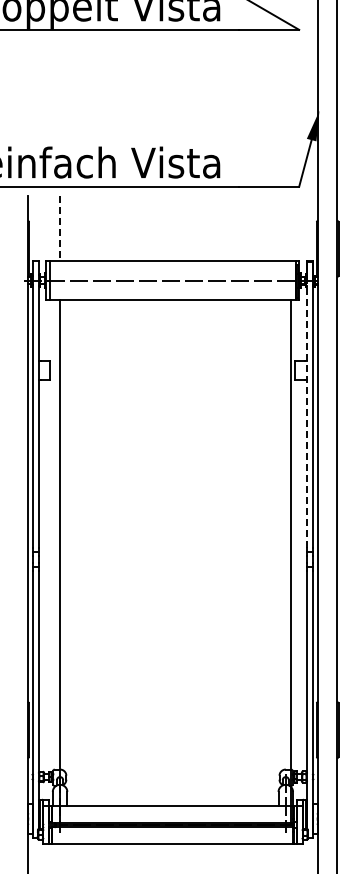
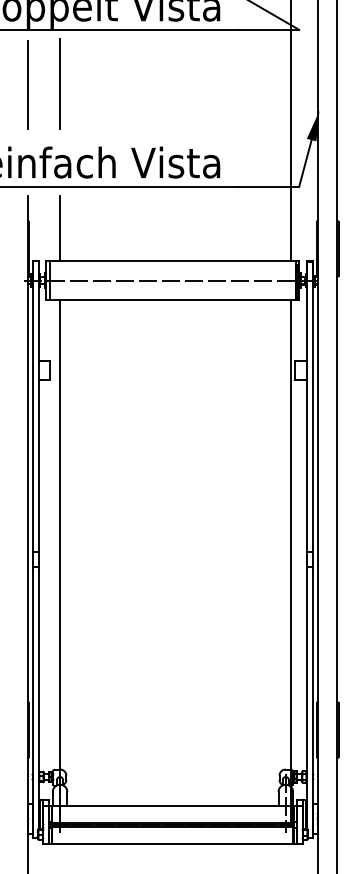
line: none -> present (59, 83)
line: none -> present (27, 85)
line: none -> present (291, 131)
line: dashed -> solid (59, 228)
line: dashed -> solid (306, 414)
